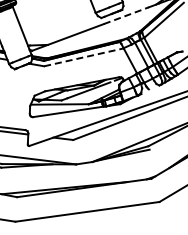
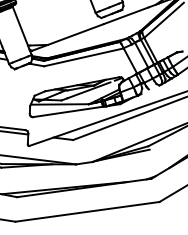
line: dashed -> solid (126, 15)
line: dashed -> solid (83, 57)
